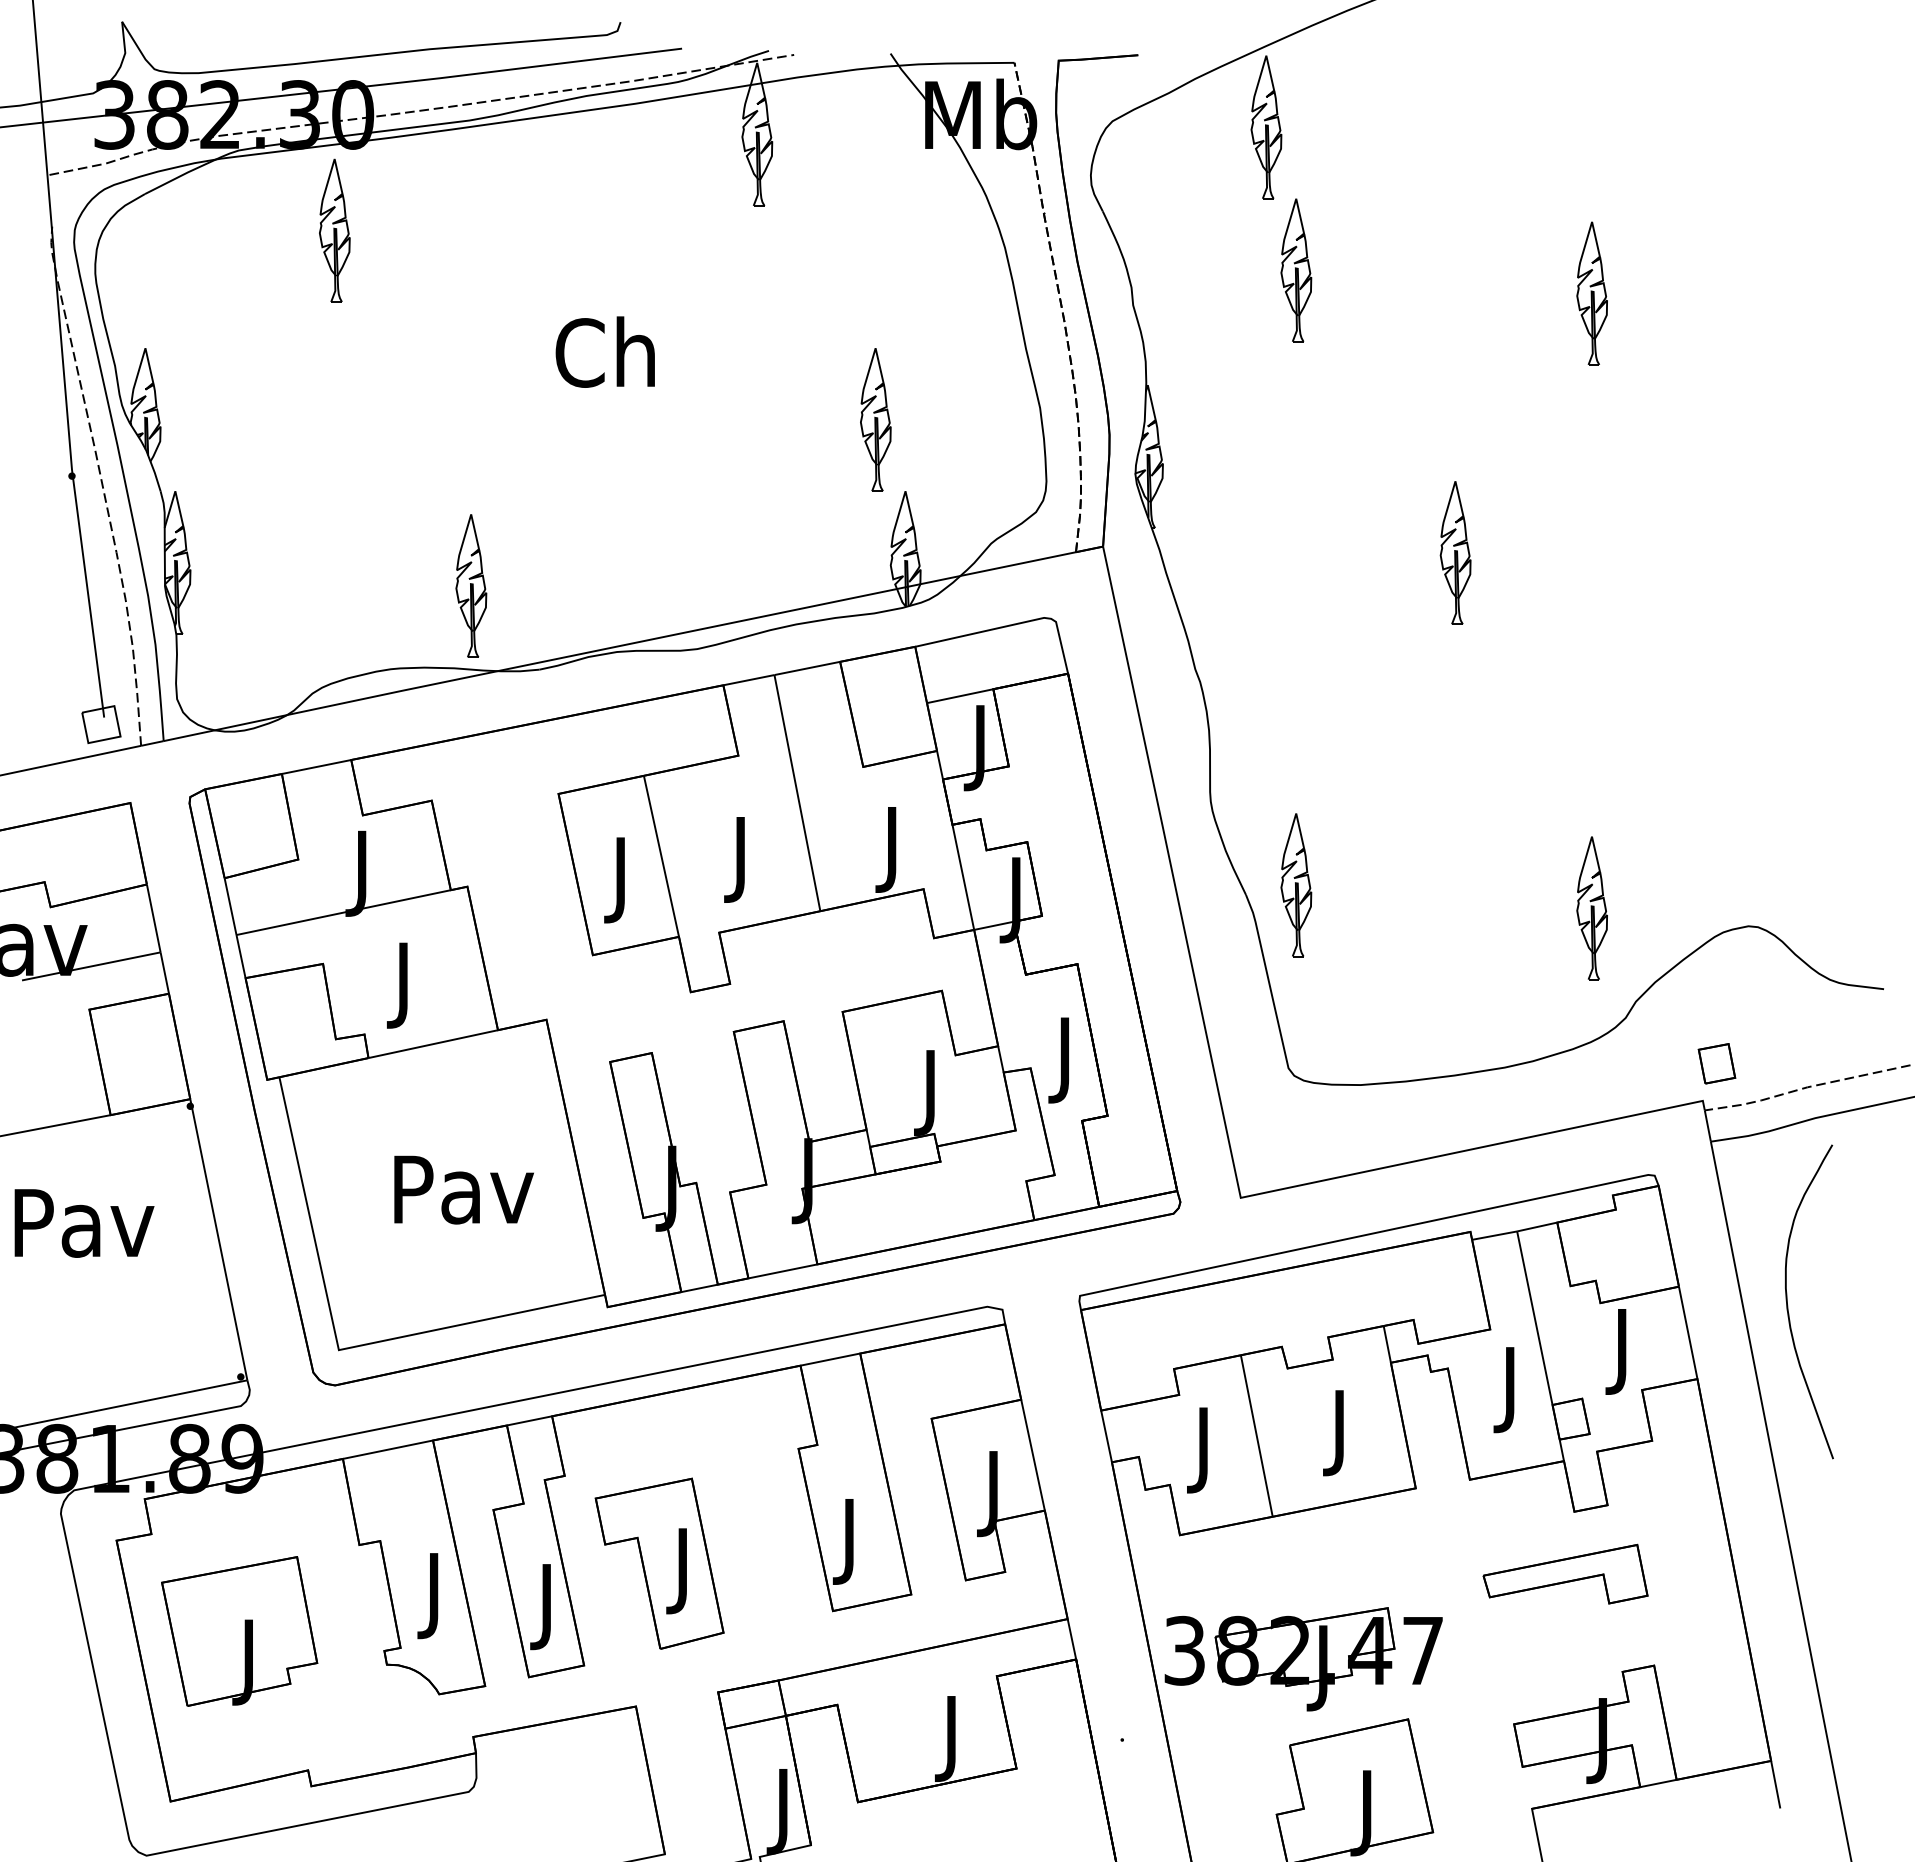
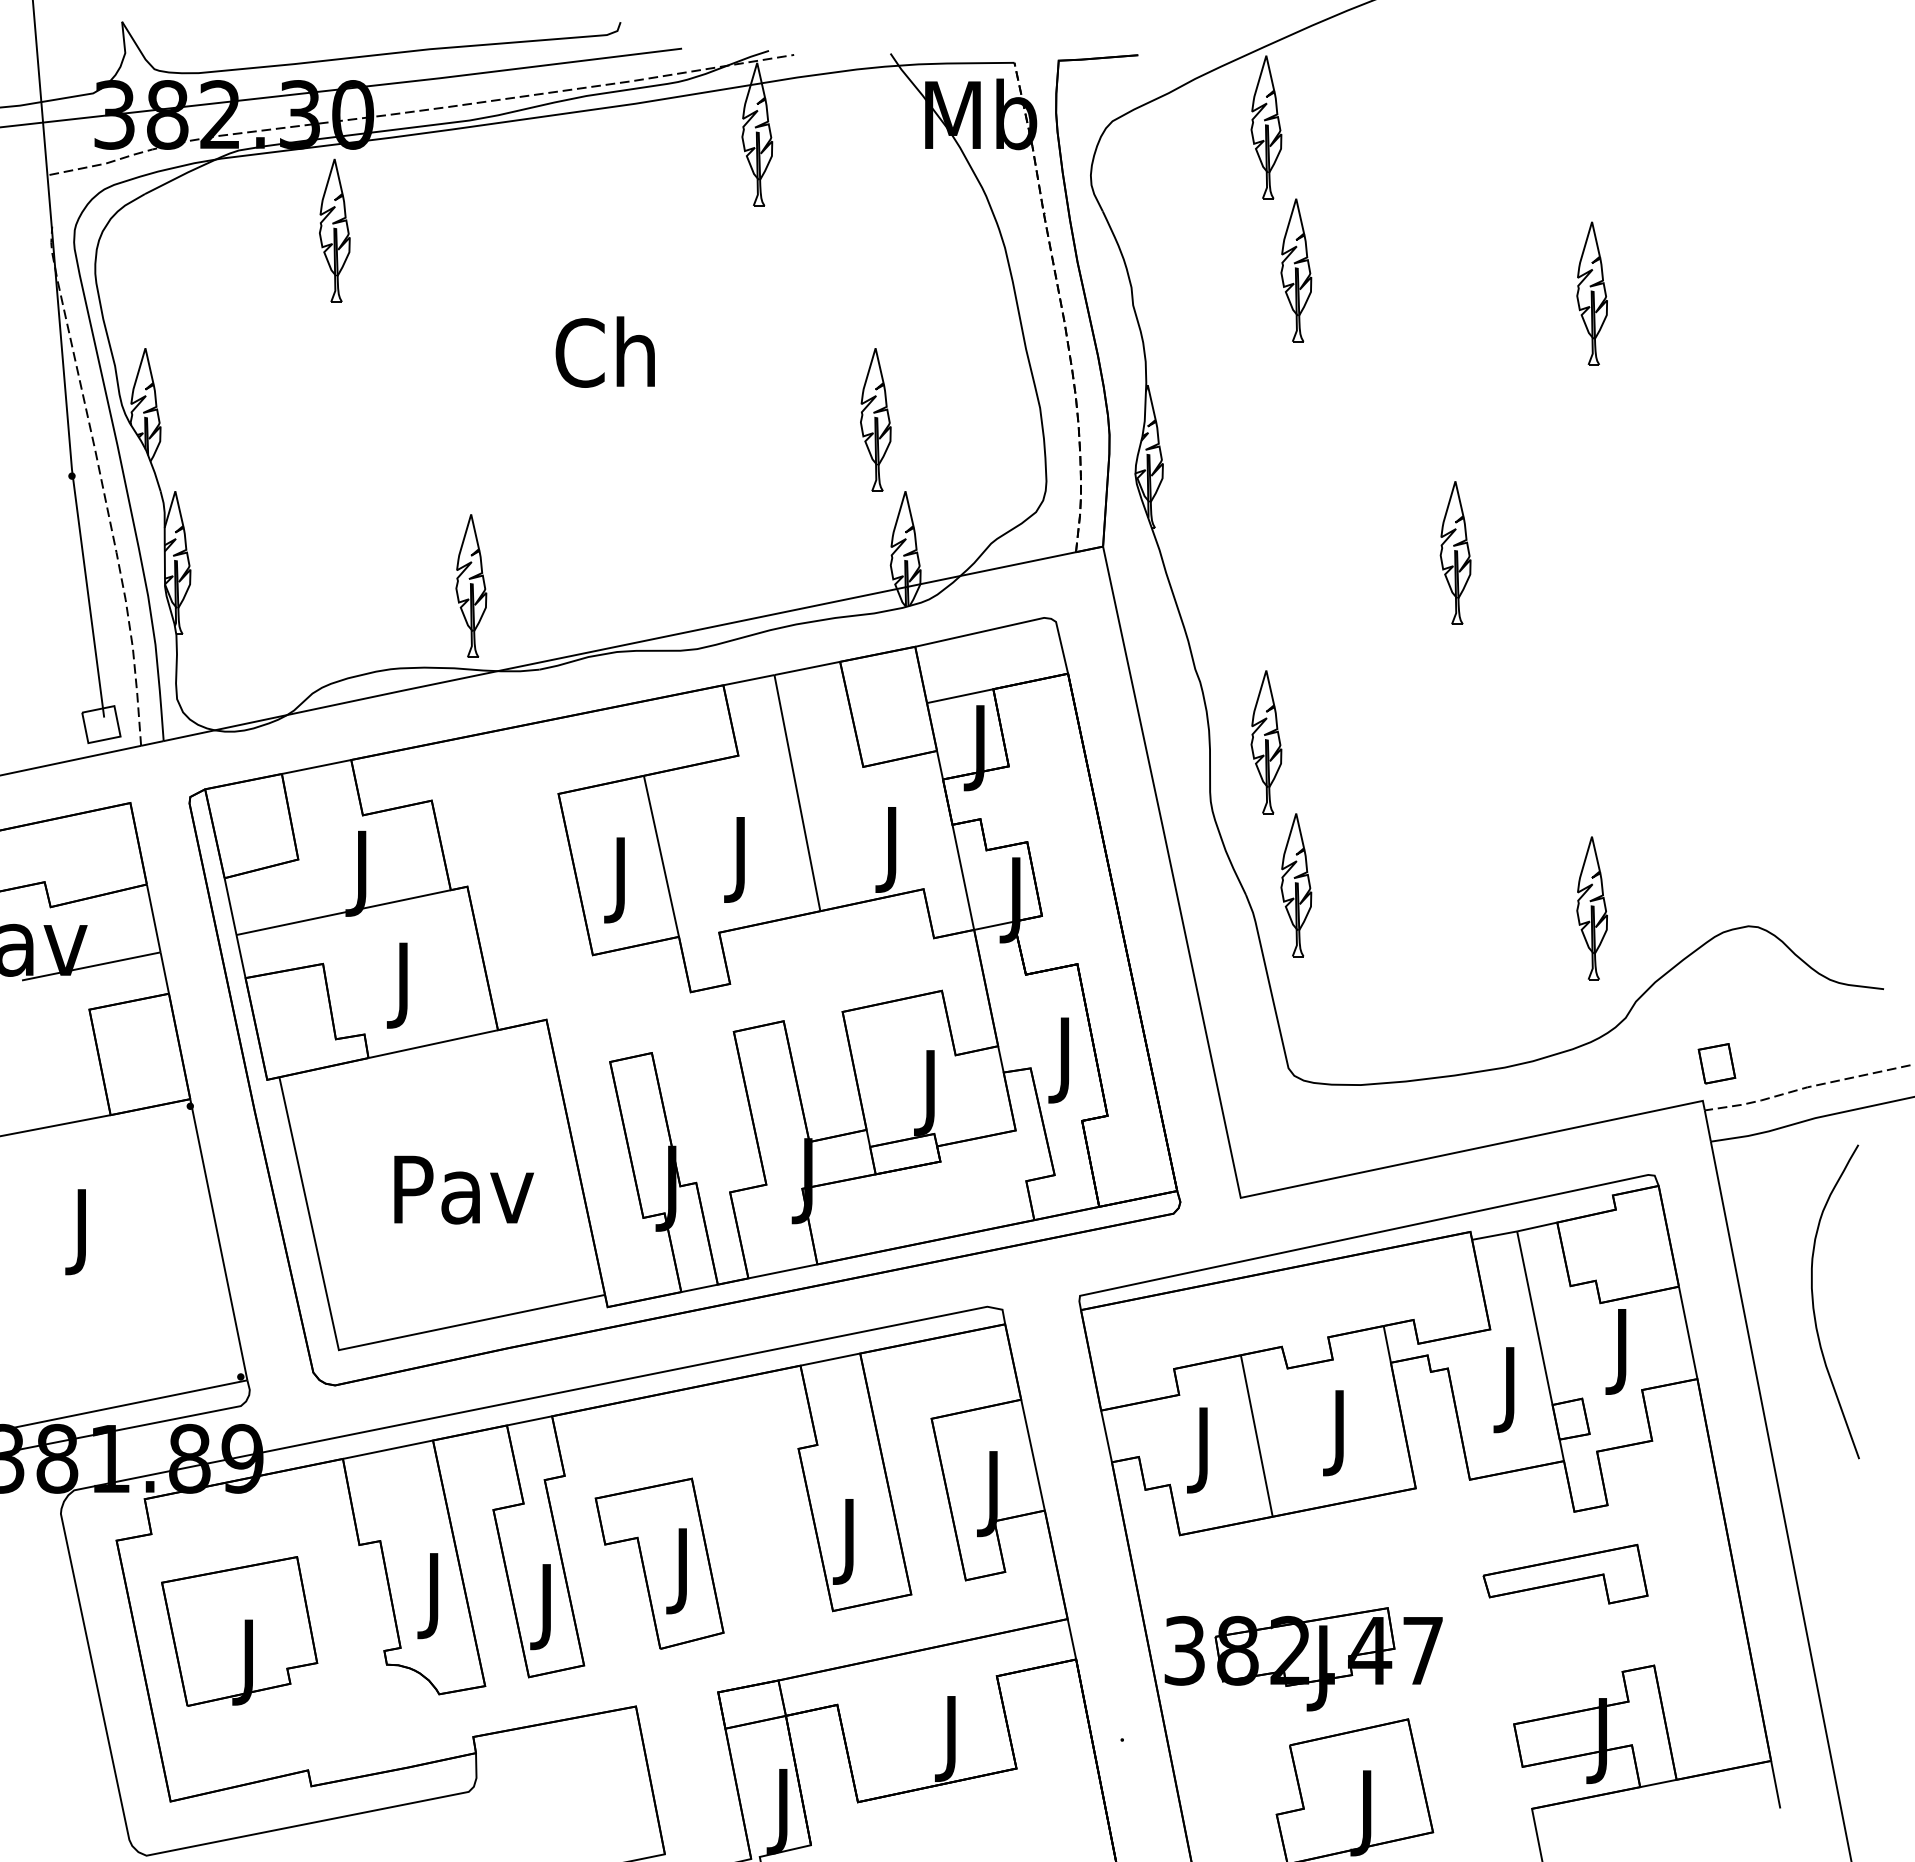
part: none -> present (1266, 742)
text: Pav -> J (84, 1232)
curve position: (1788, 1305) -> (1814, 1305) (1814, 1305)
